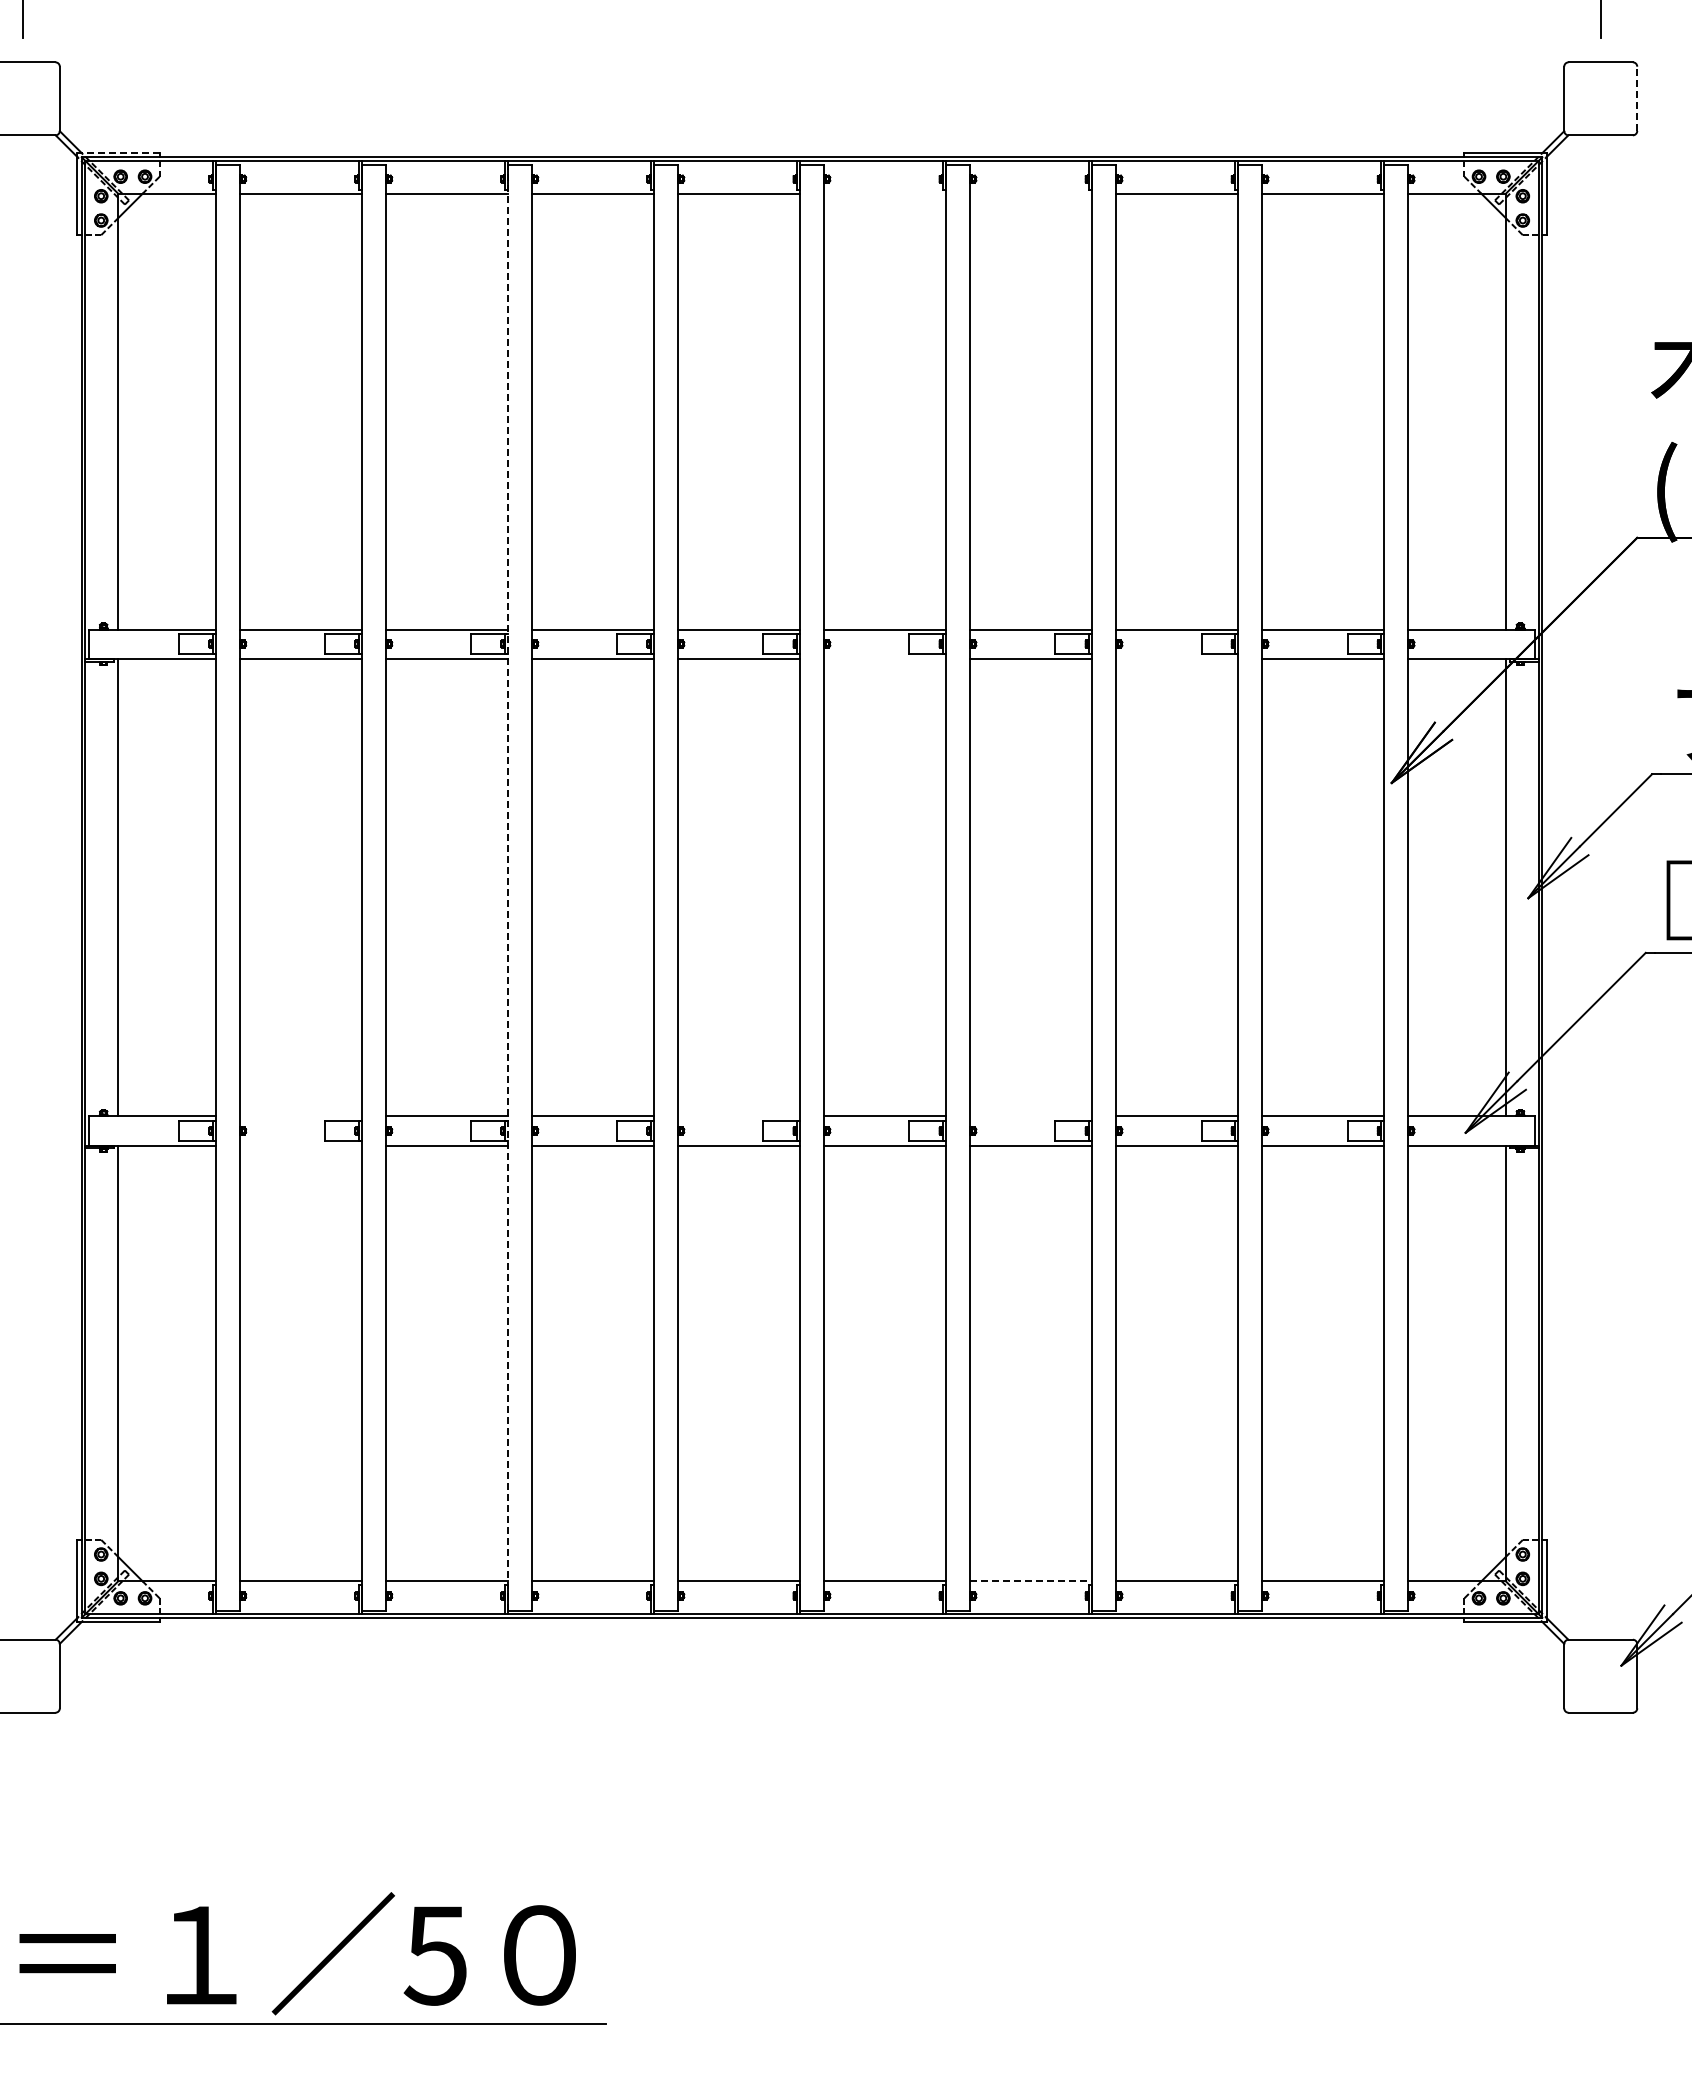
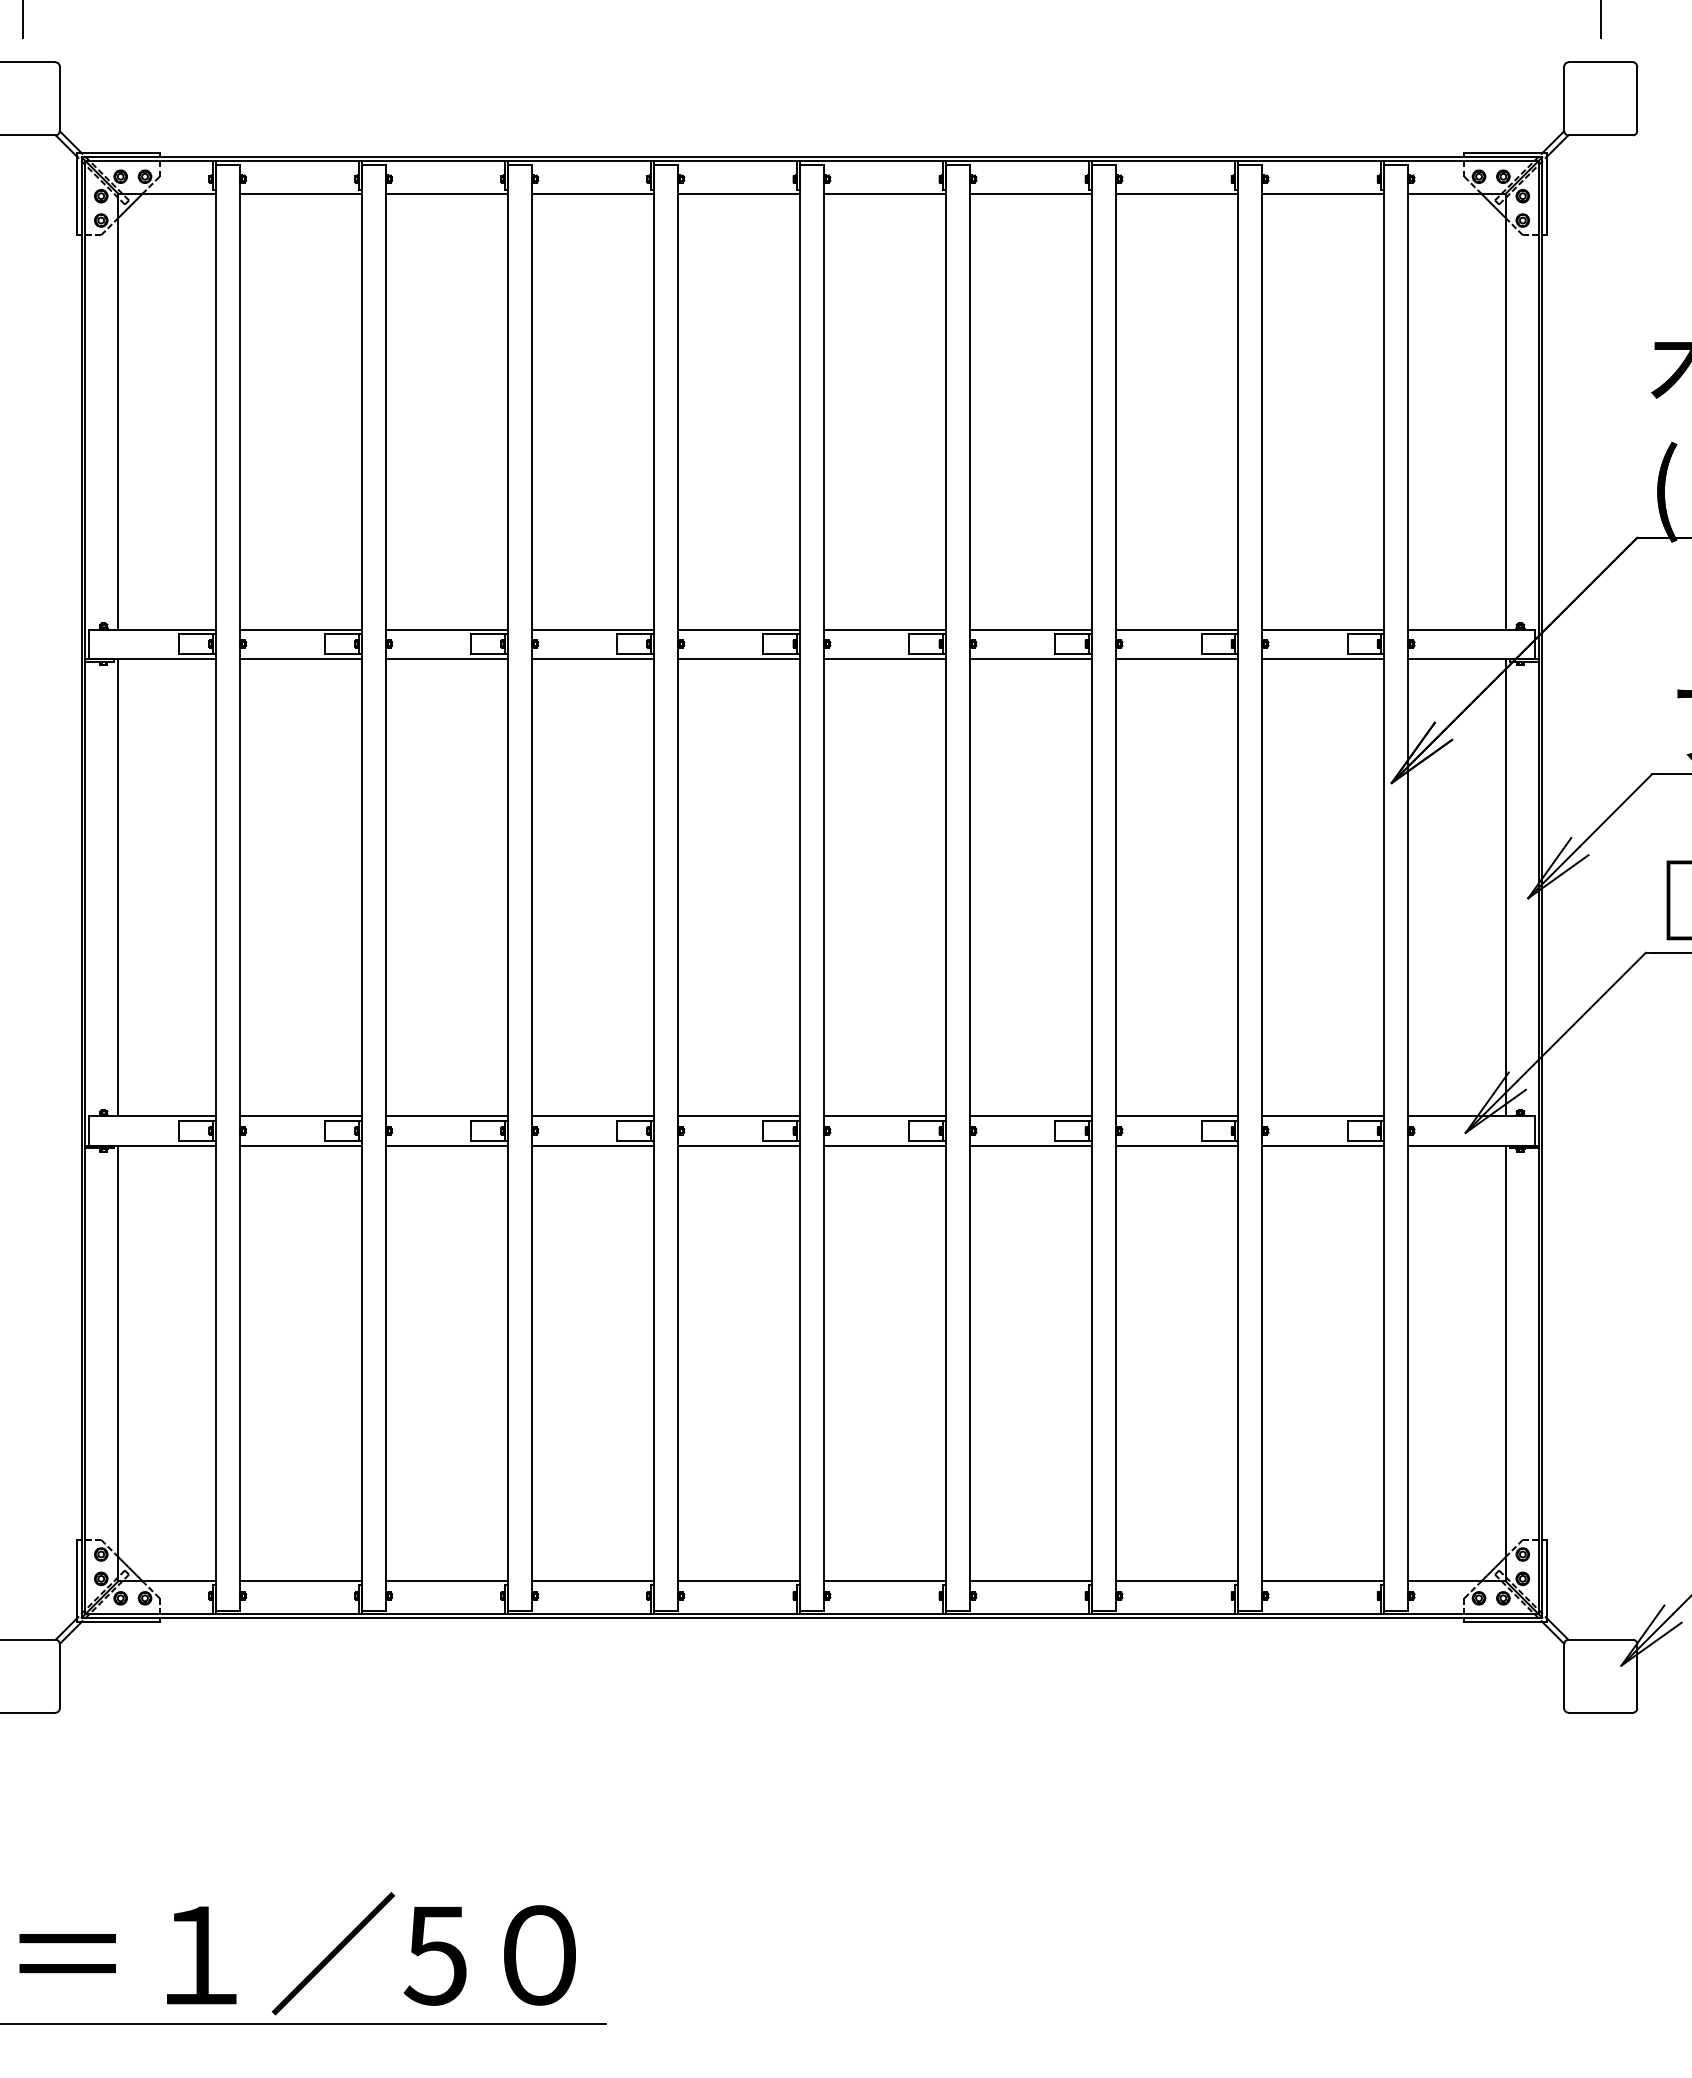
line: dashed -> solid (1637, 98)
line: dashed -> solid (118, 152)
line: none -> present (884, 193)
line: none -> present (1030, 193)
line: none -> present (884, 658)
line: none -> present (1177, 658)
line: dashed -> solid (507, 887)
line: none -> present (300, 1116)
line: none -> present (738, 1116)
line: none -> present (1030, 1116)
line: none -> present (300, 1145)
line: dashed -> solid (1031, 1581)
